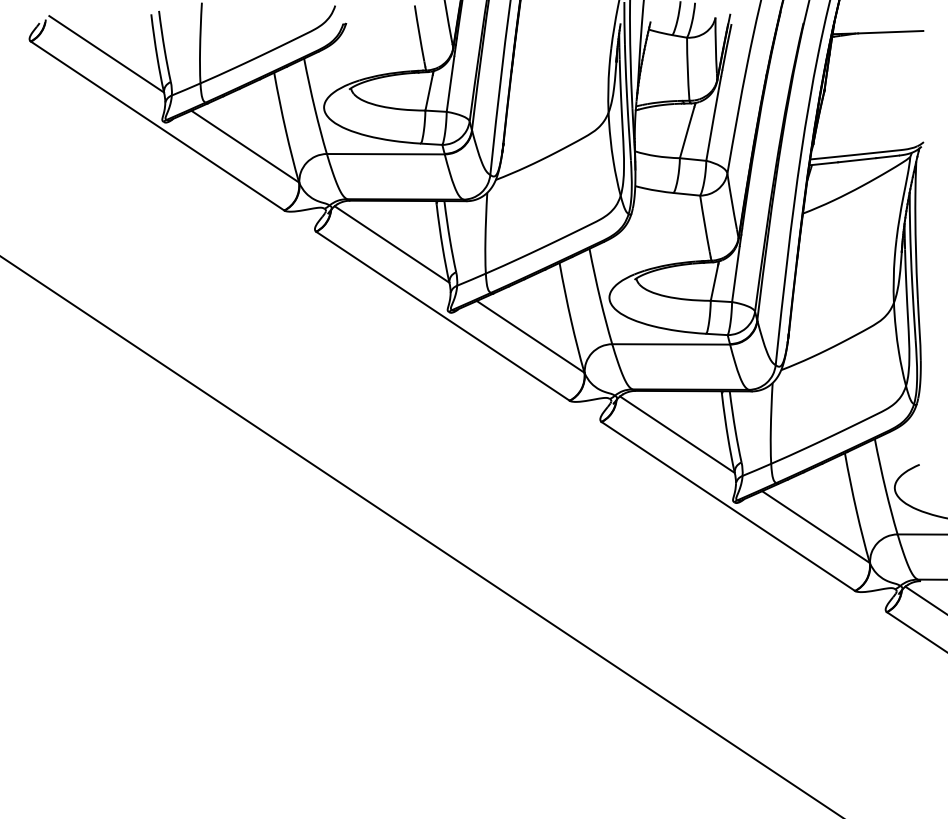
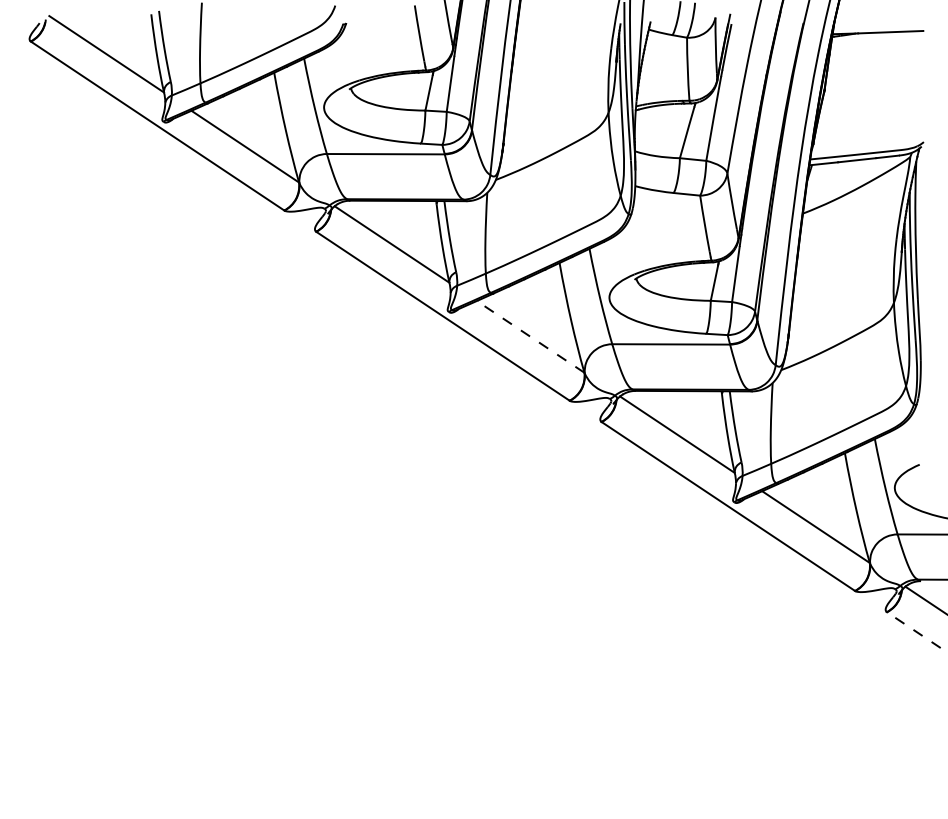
line: solid -> dashed (530, 336)
line: present -> none (420, 536)
line: solid -> dashed (916, 632)
